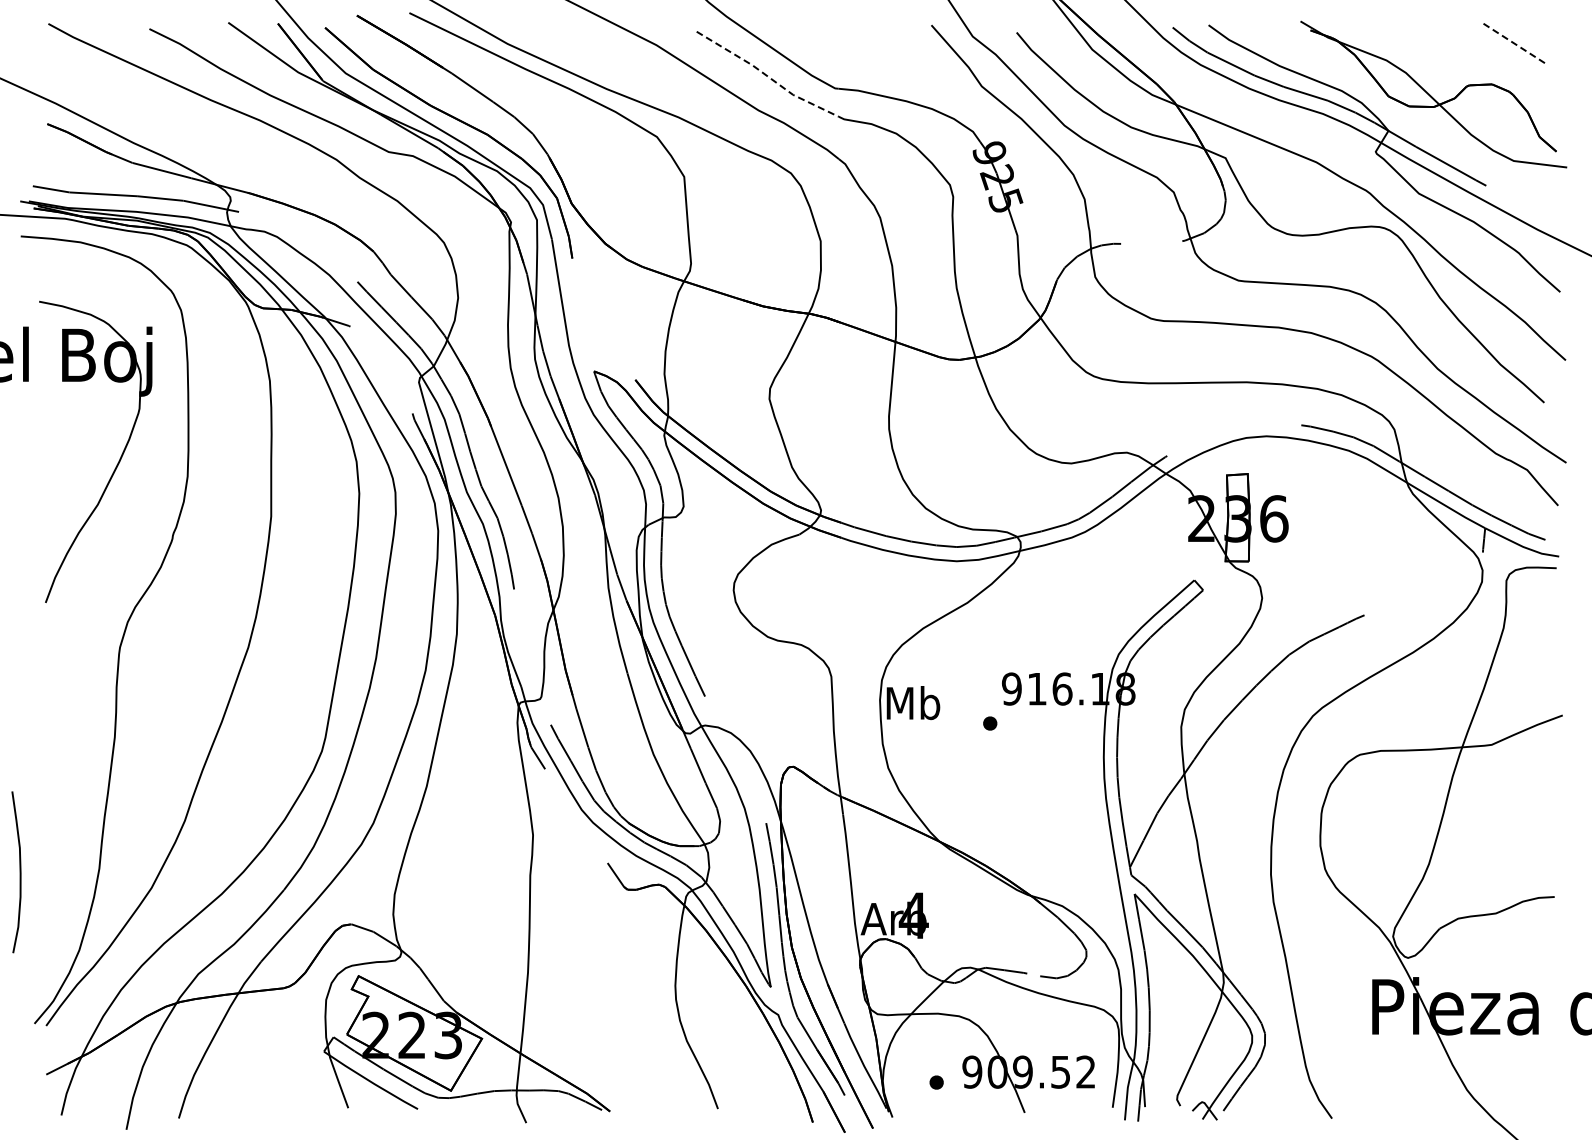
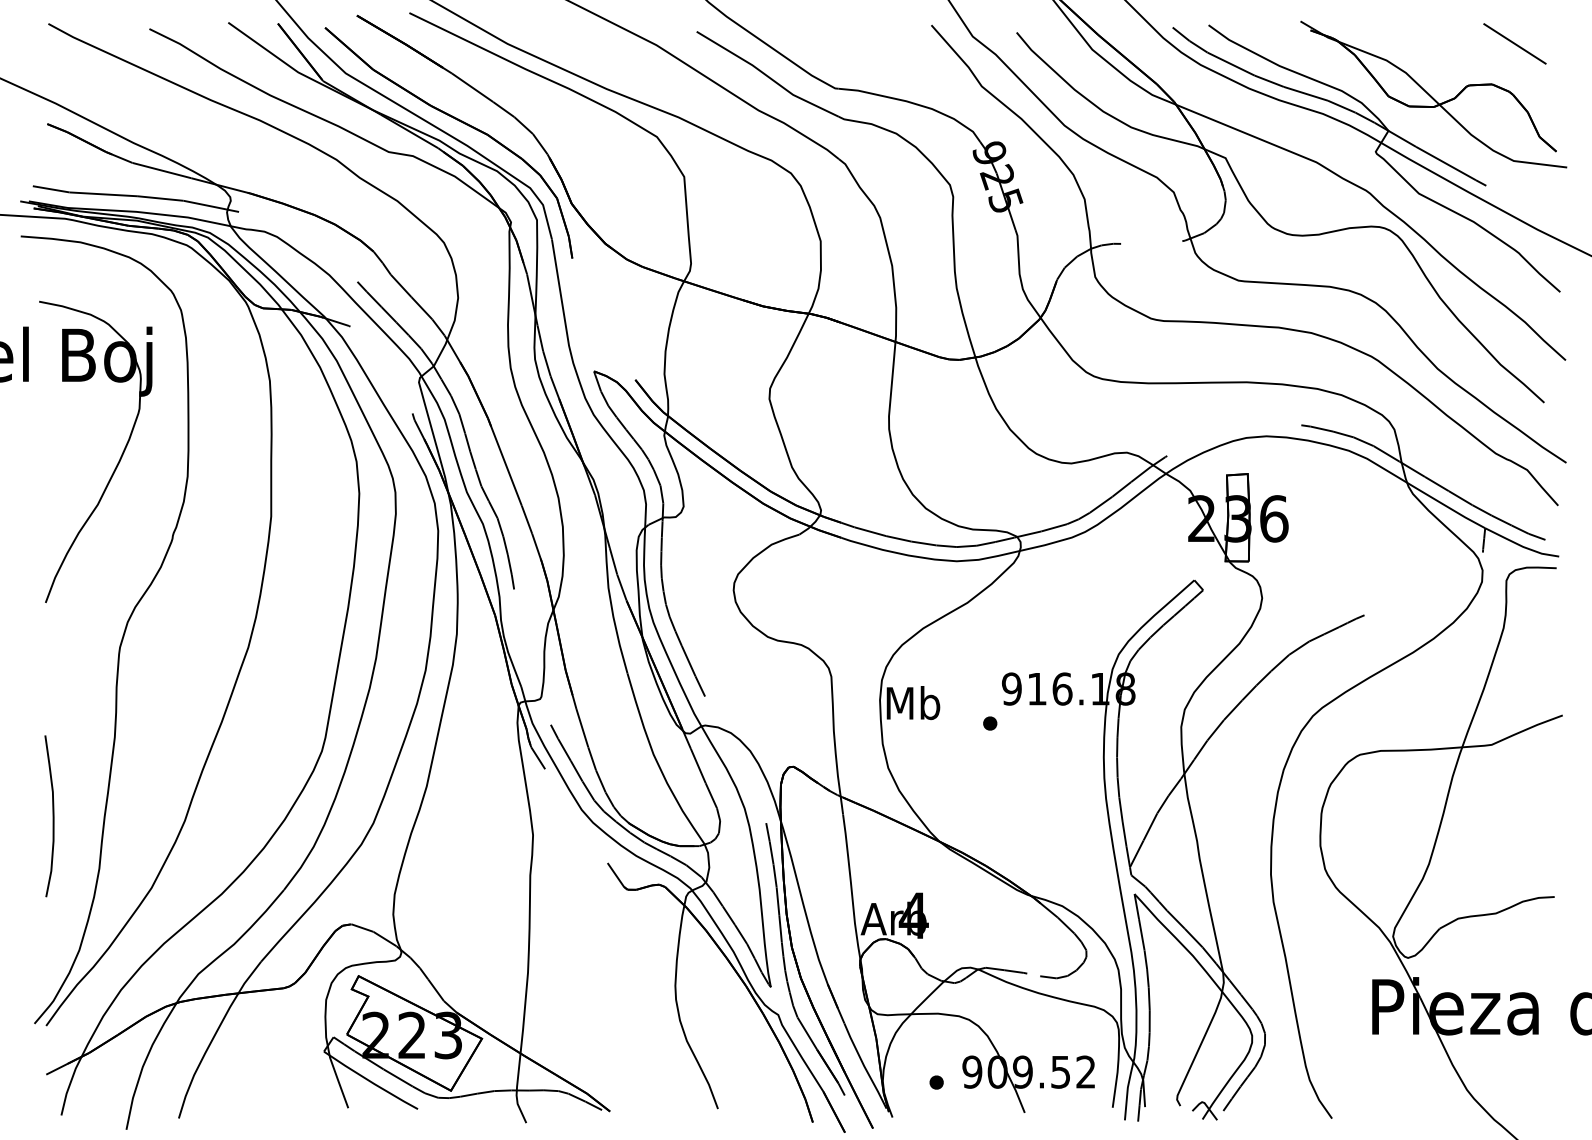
line: dashed -> solid (1515, 44)
line: dashed -> solid (766, 75)
curve position: (19, 872) -> (52, 816) (52, 816)
